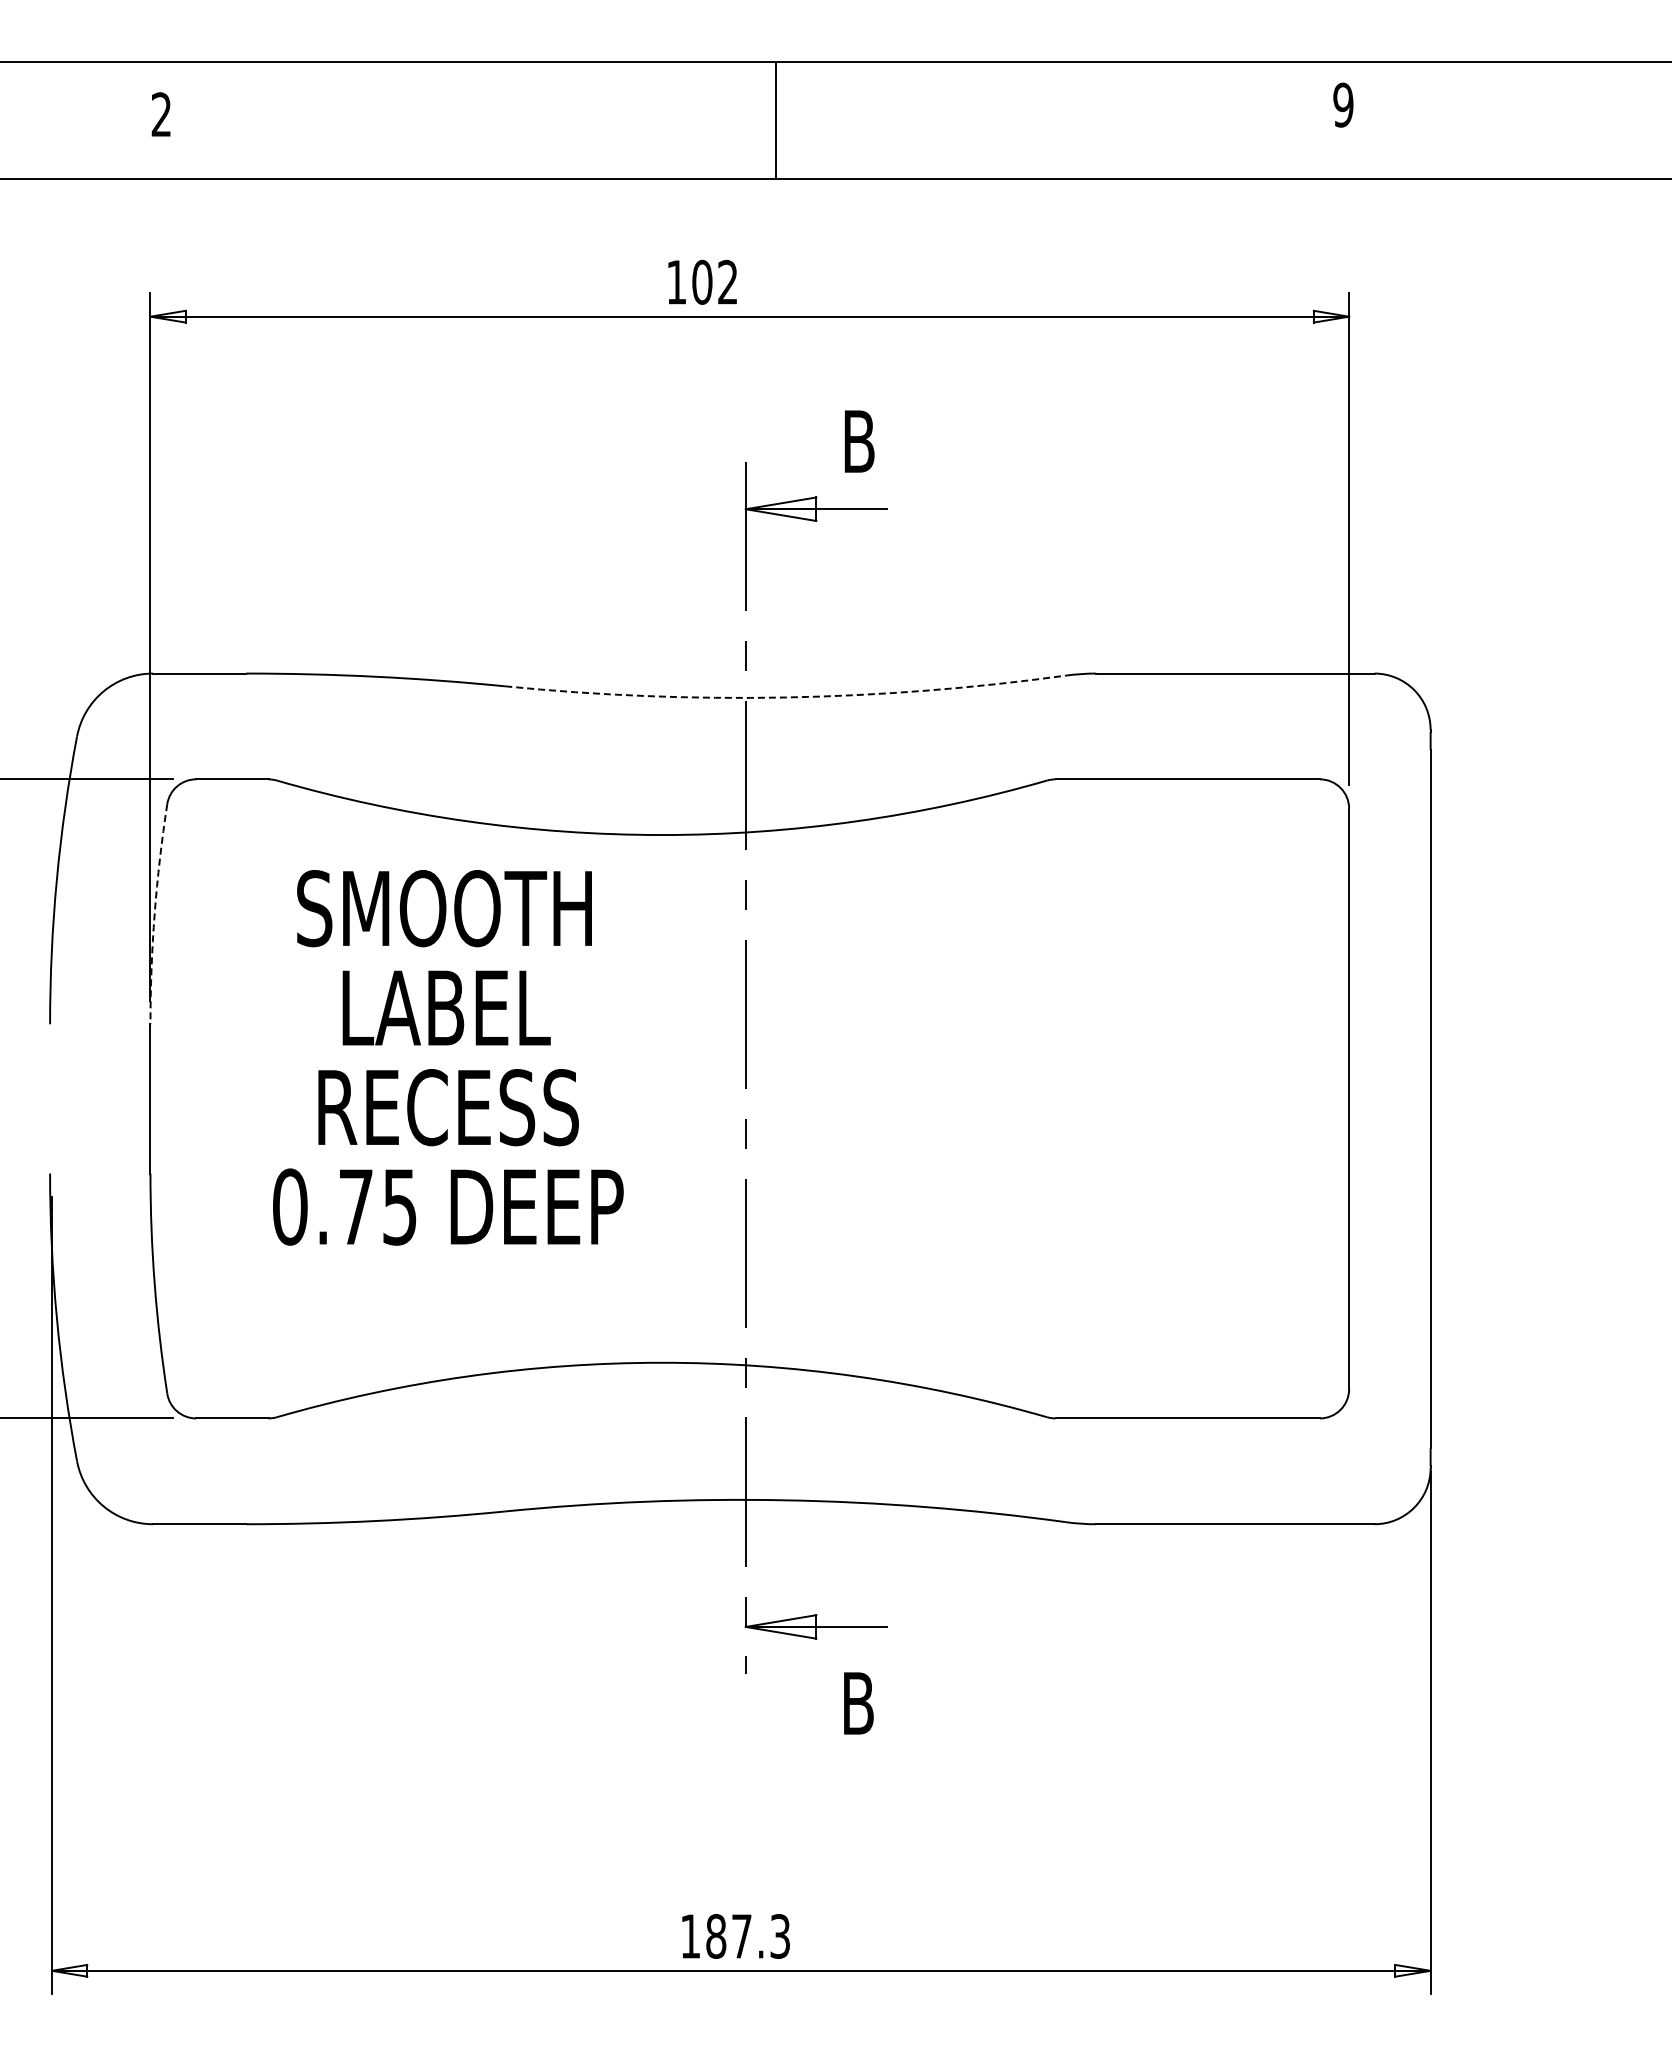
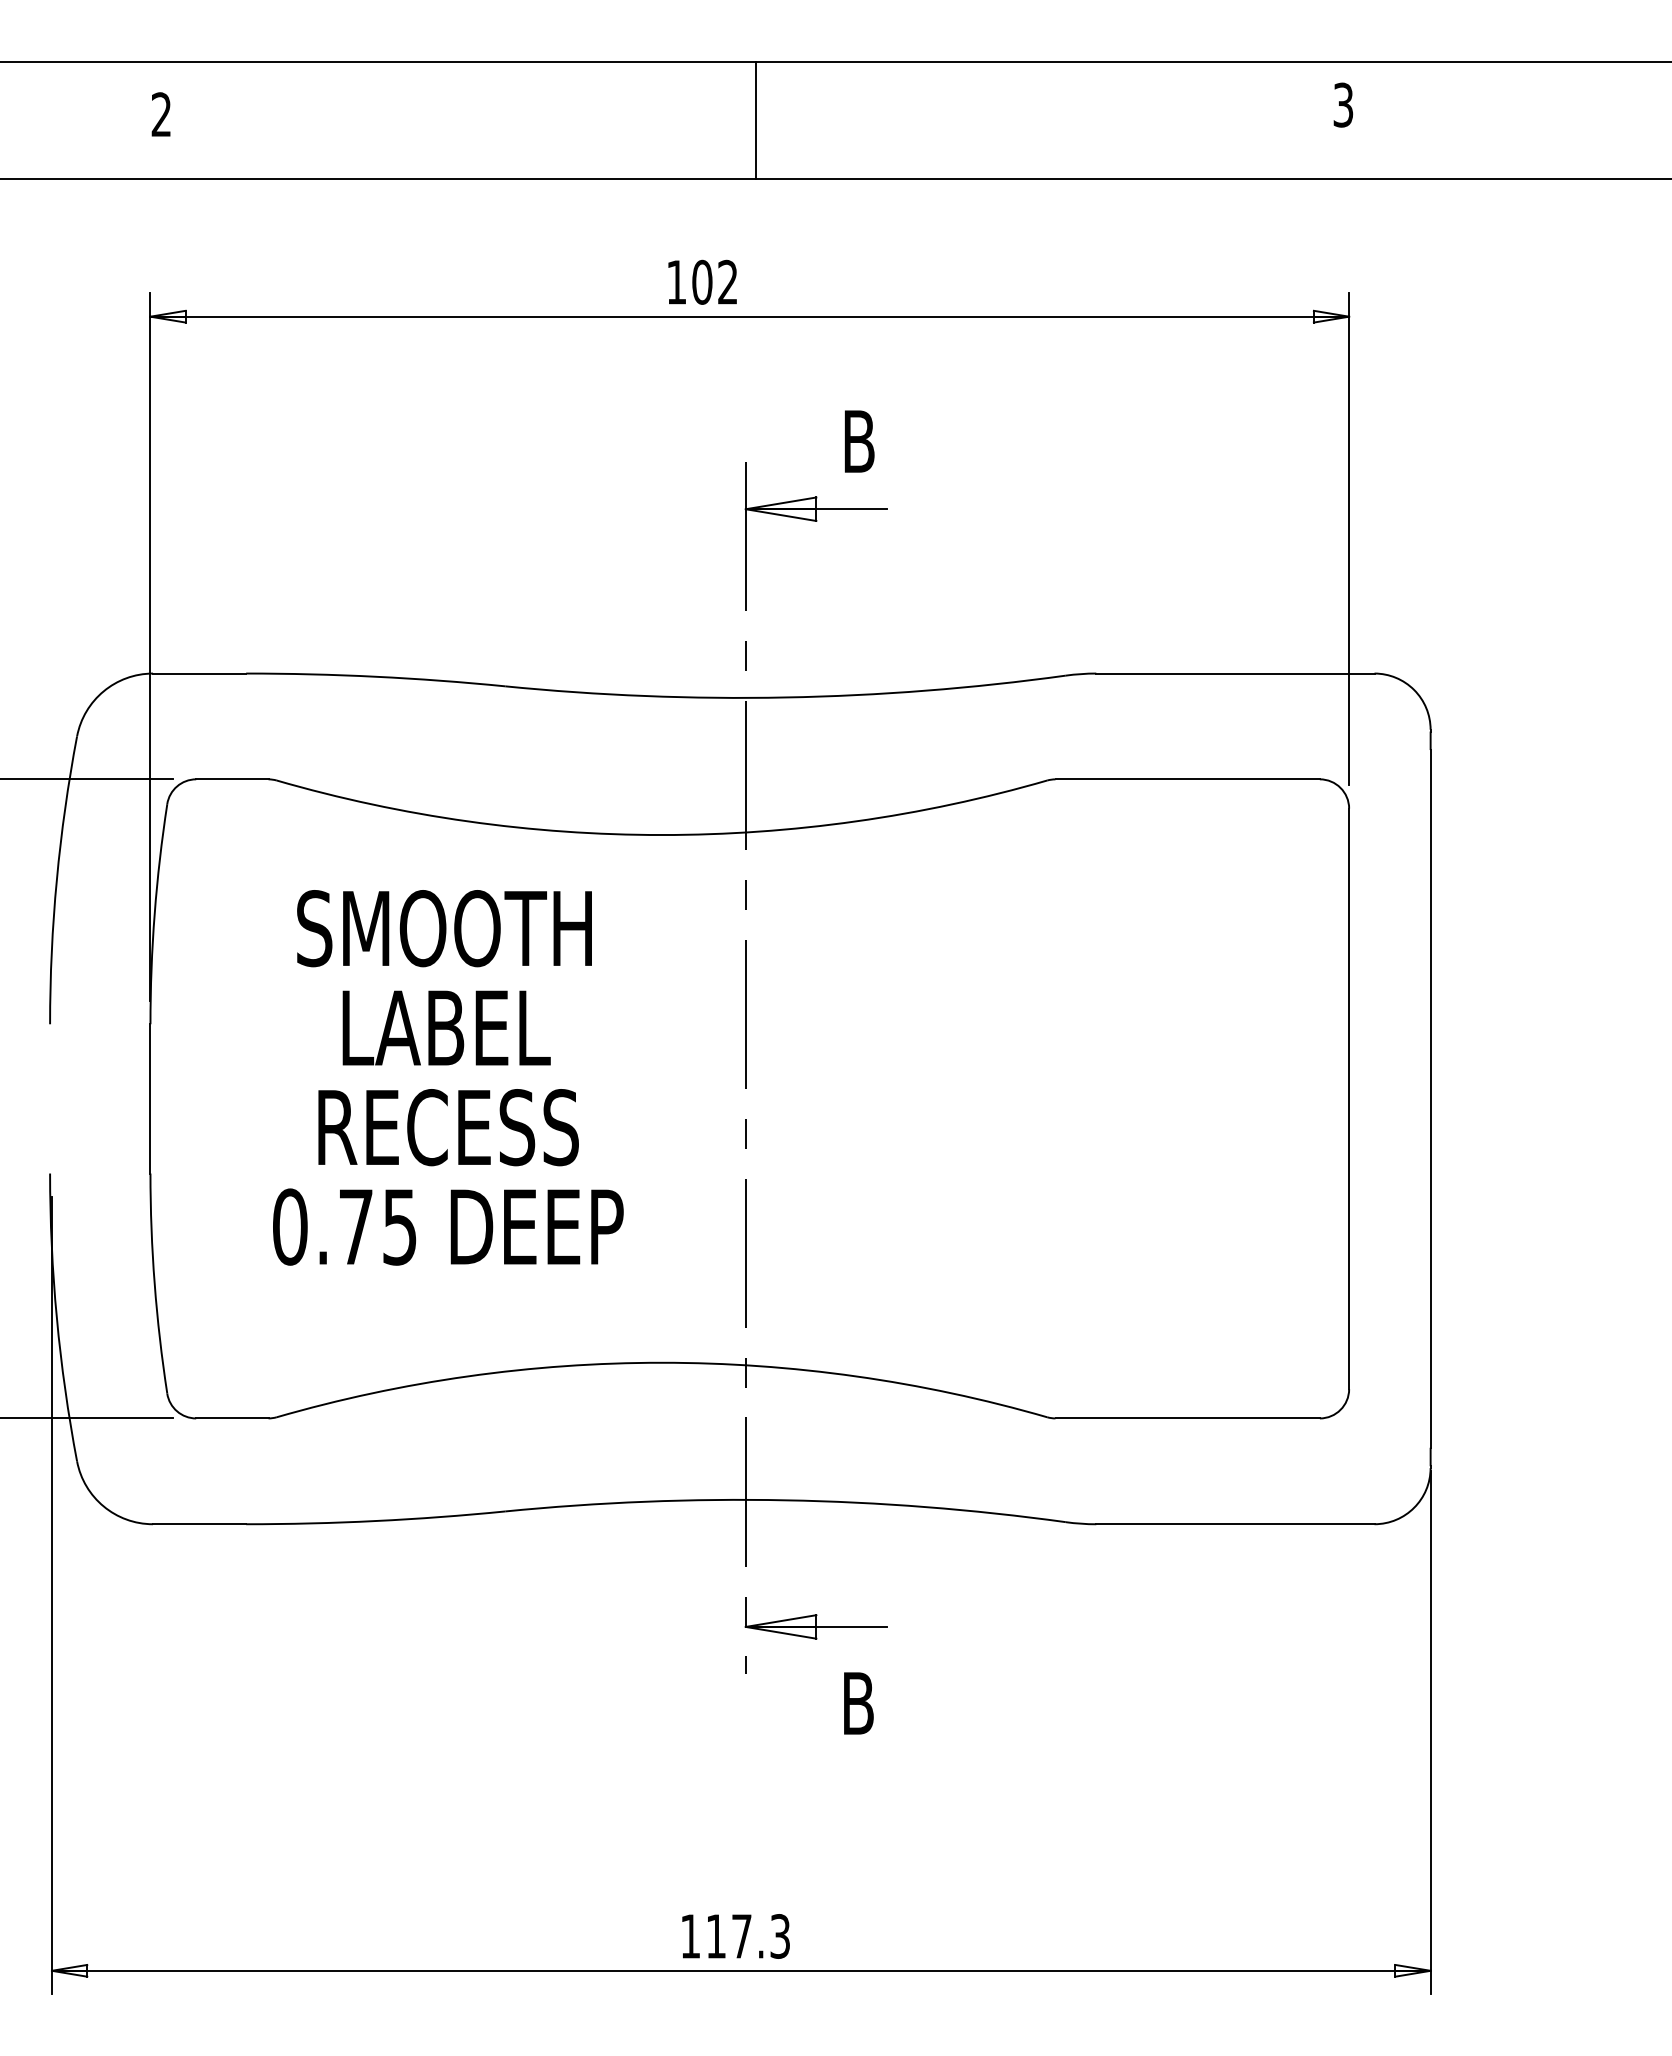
text: 9 -> 3 (1343, 104)
line position: (775, 120) -> (755, 120) (755, 120)
arc: dashed -> solid (785, 697)
arc: dashed -> solid (154, 913)
text position: (448, 1057) -> (448, 1077) (448, 1077)
text: 187.3 -> 117.3 (716, 1936)
